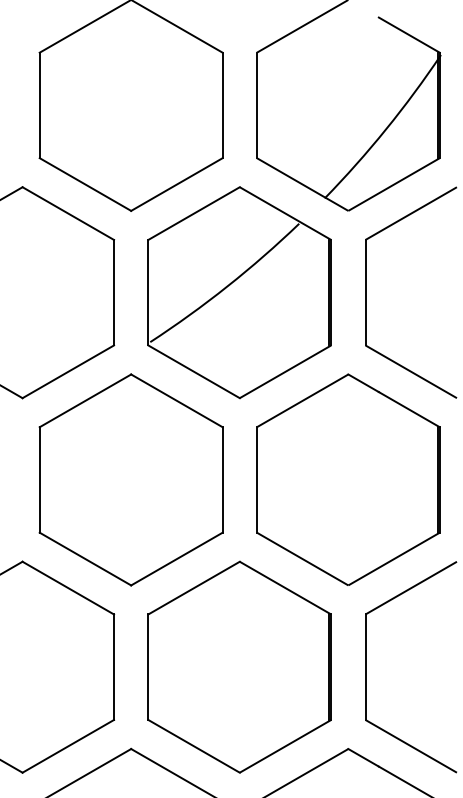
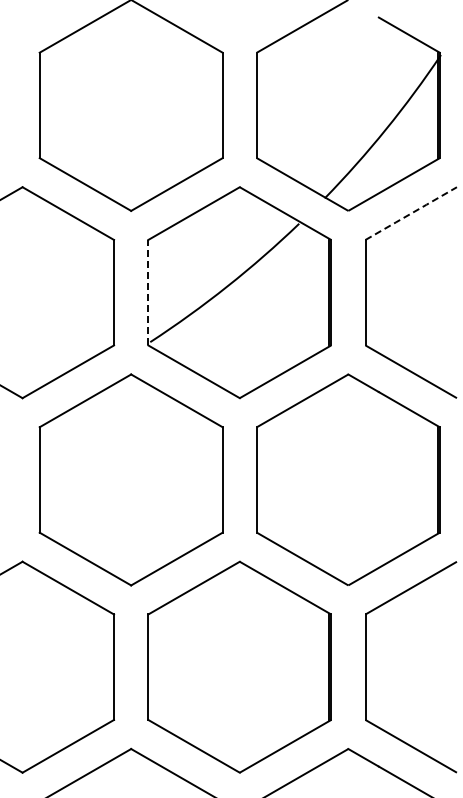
line: solid -> dashed (411, 213)
line: solid -> dashed (148, 292)
